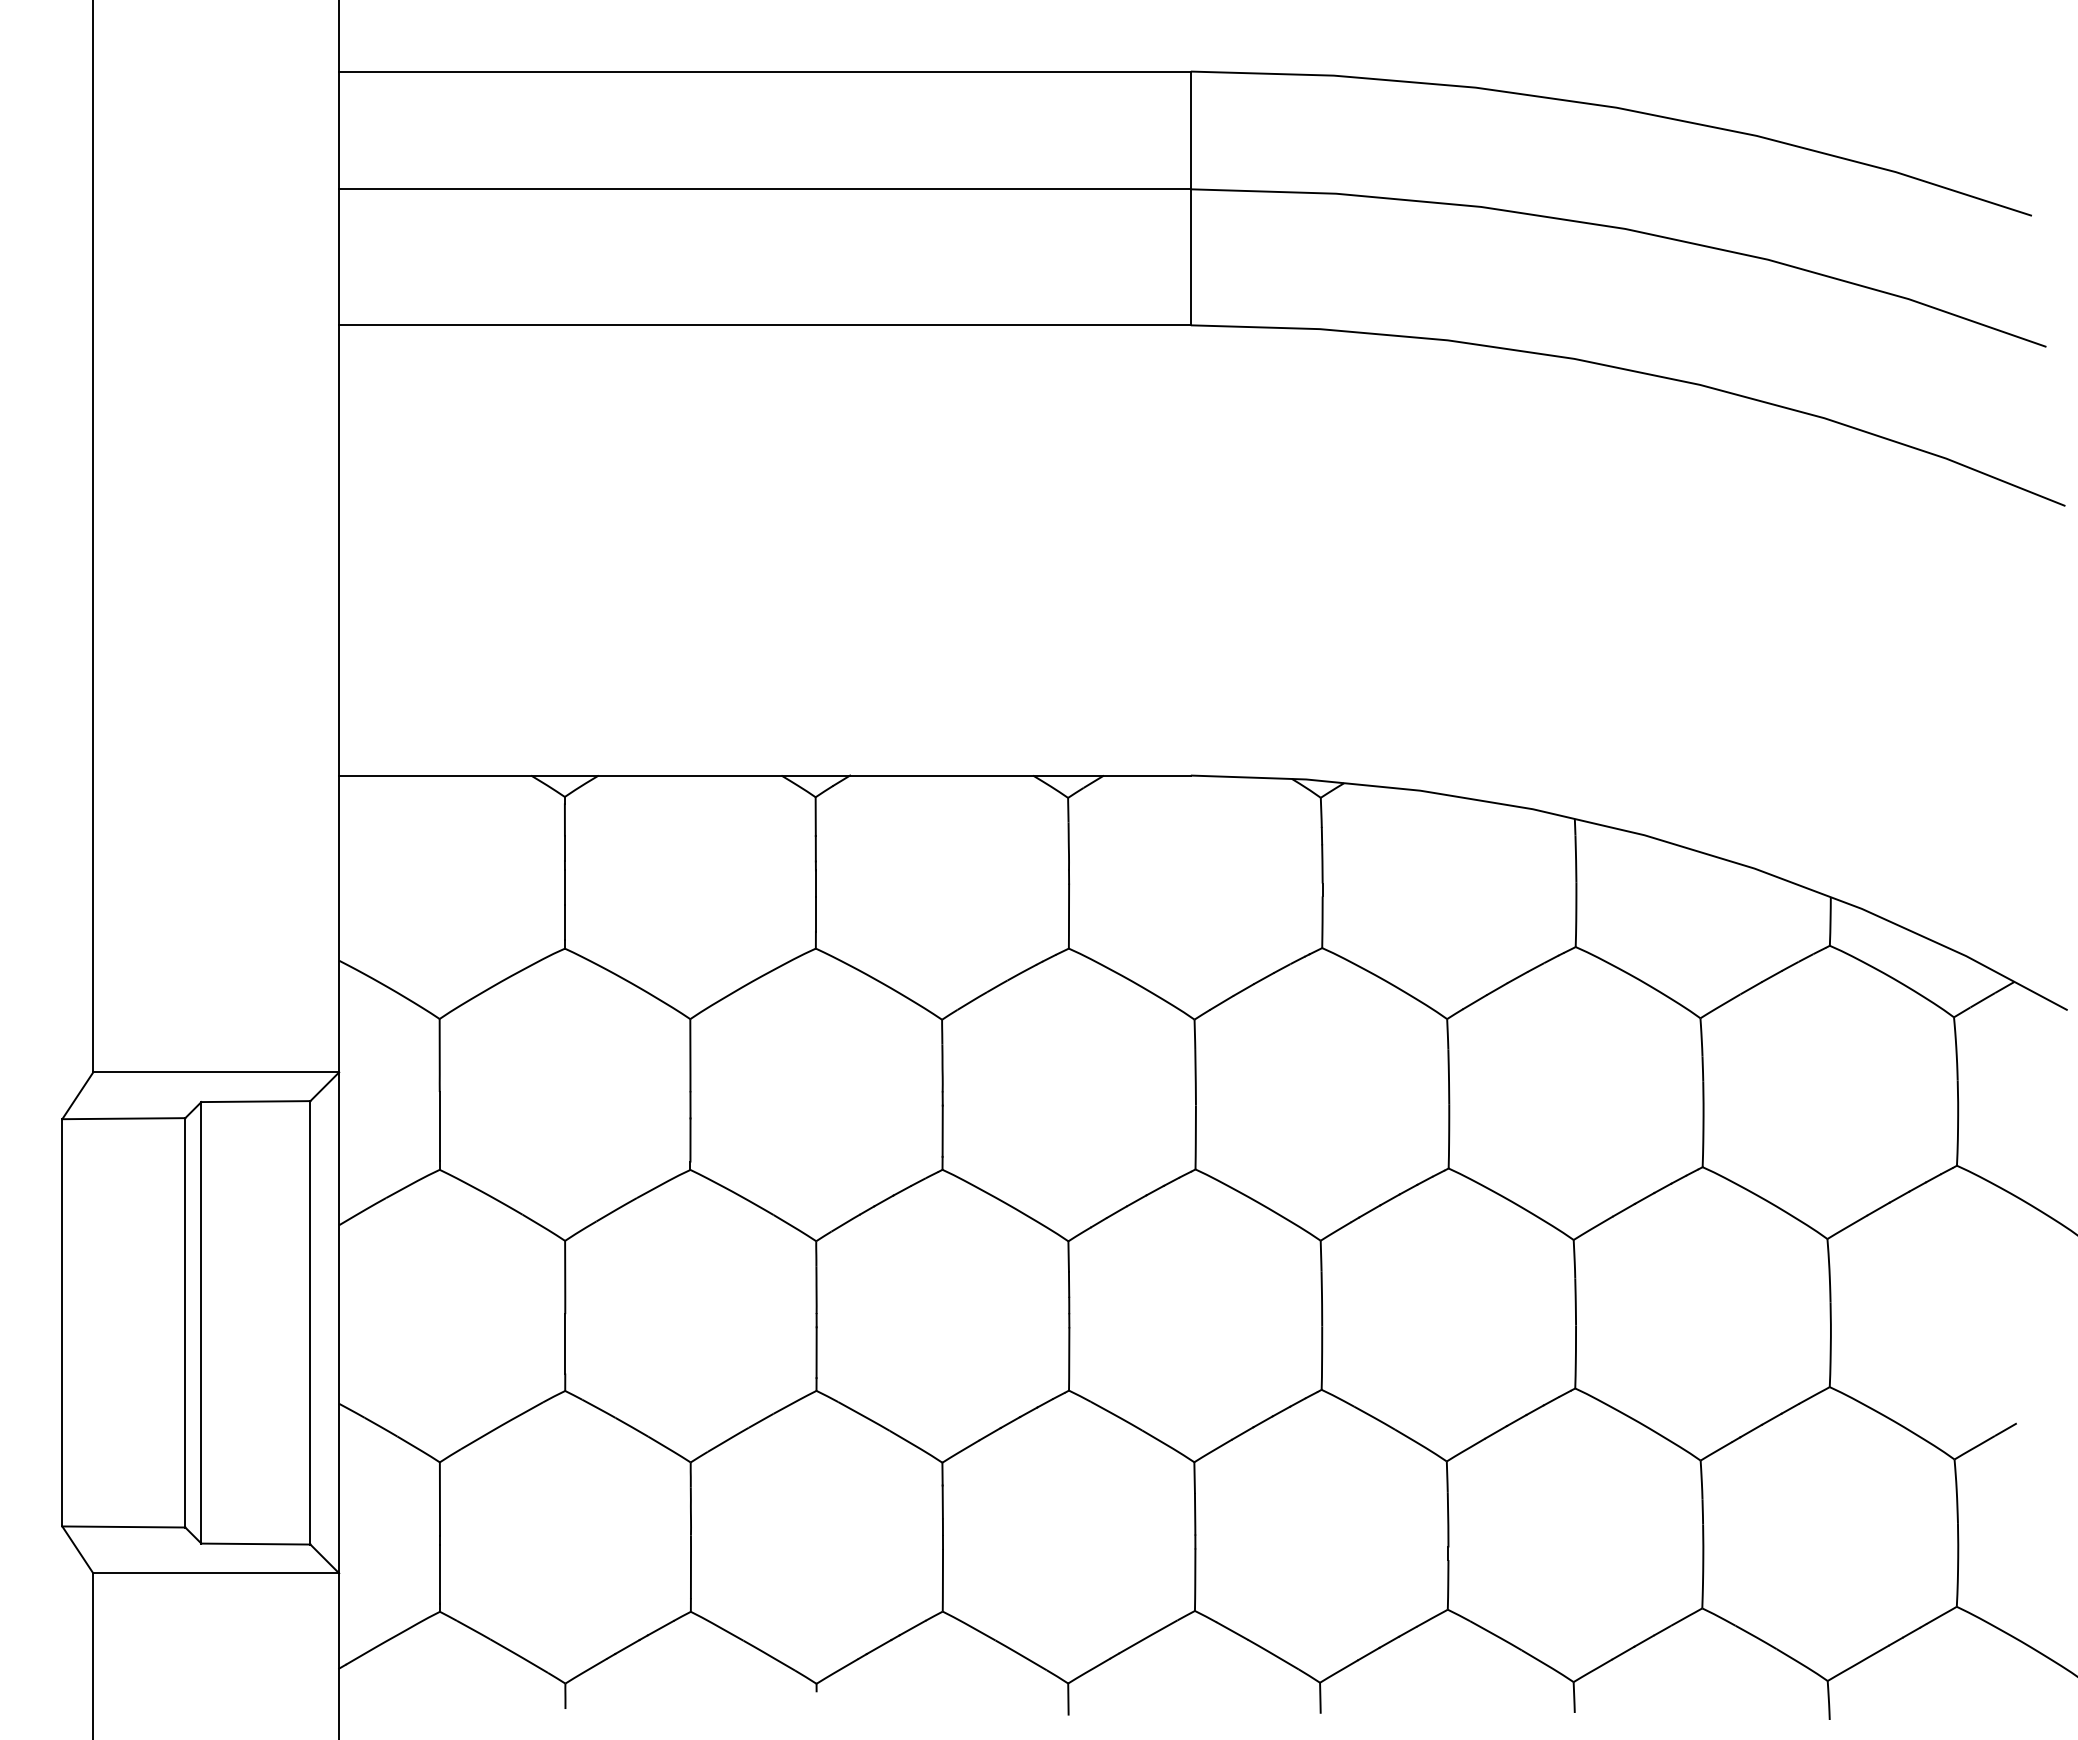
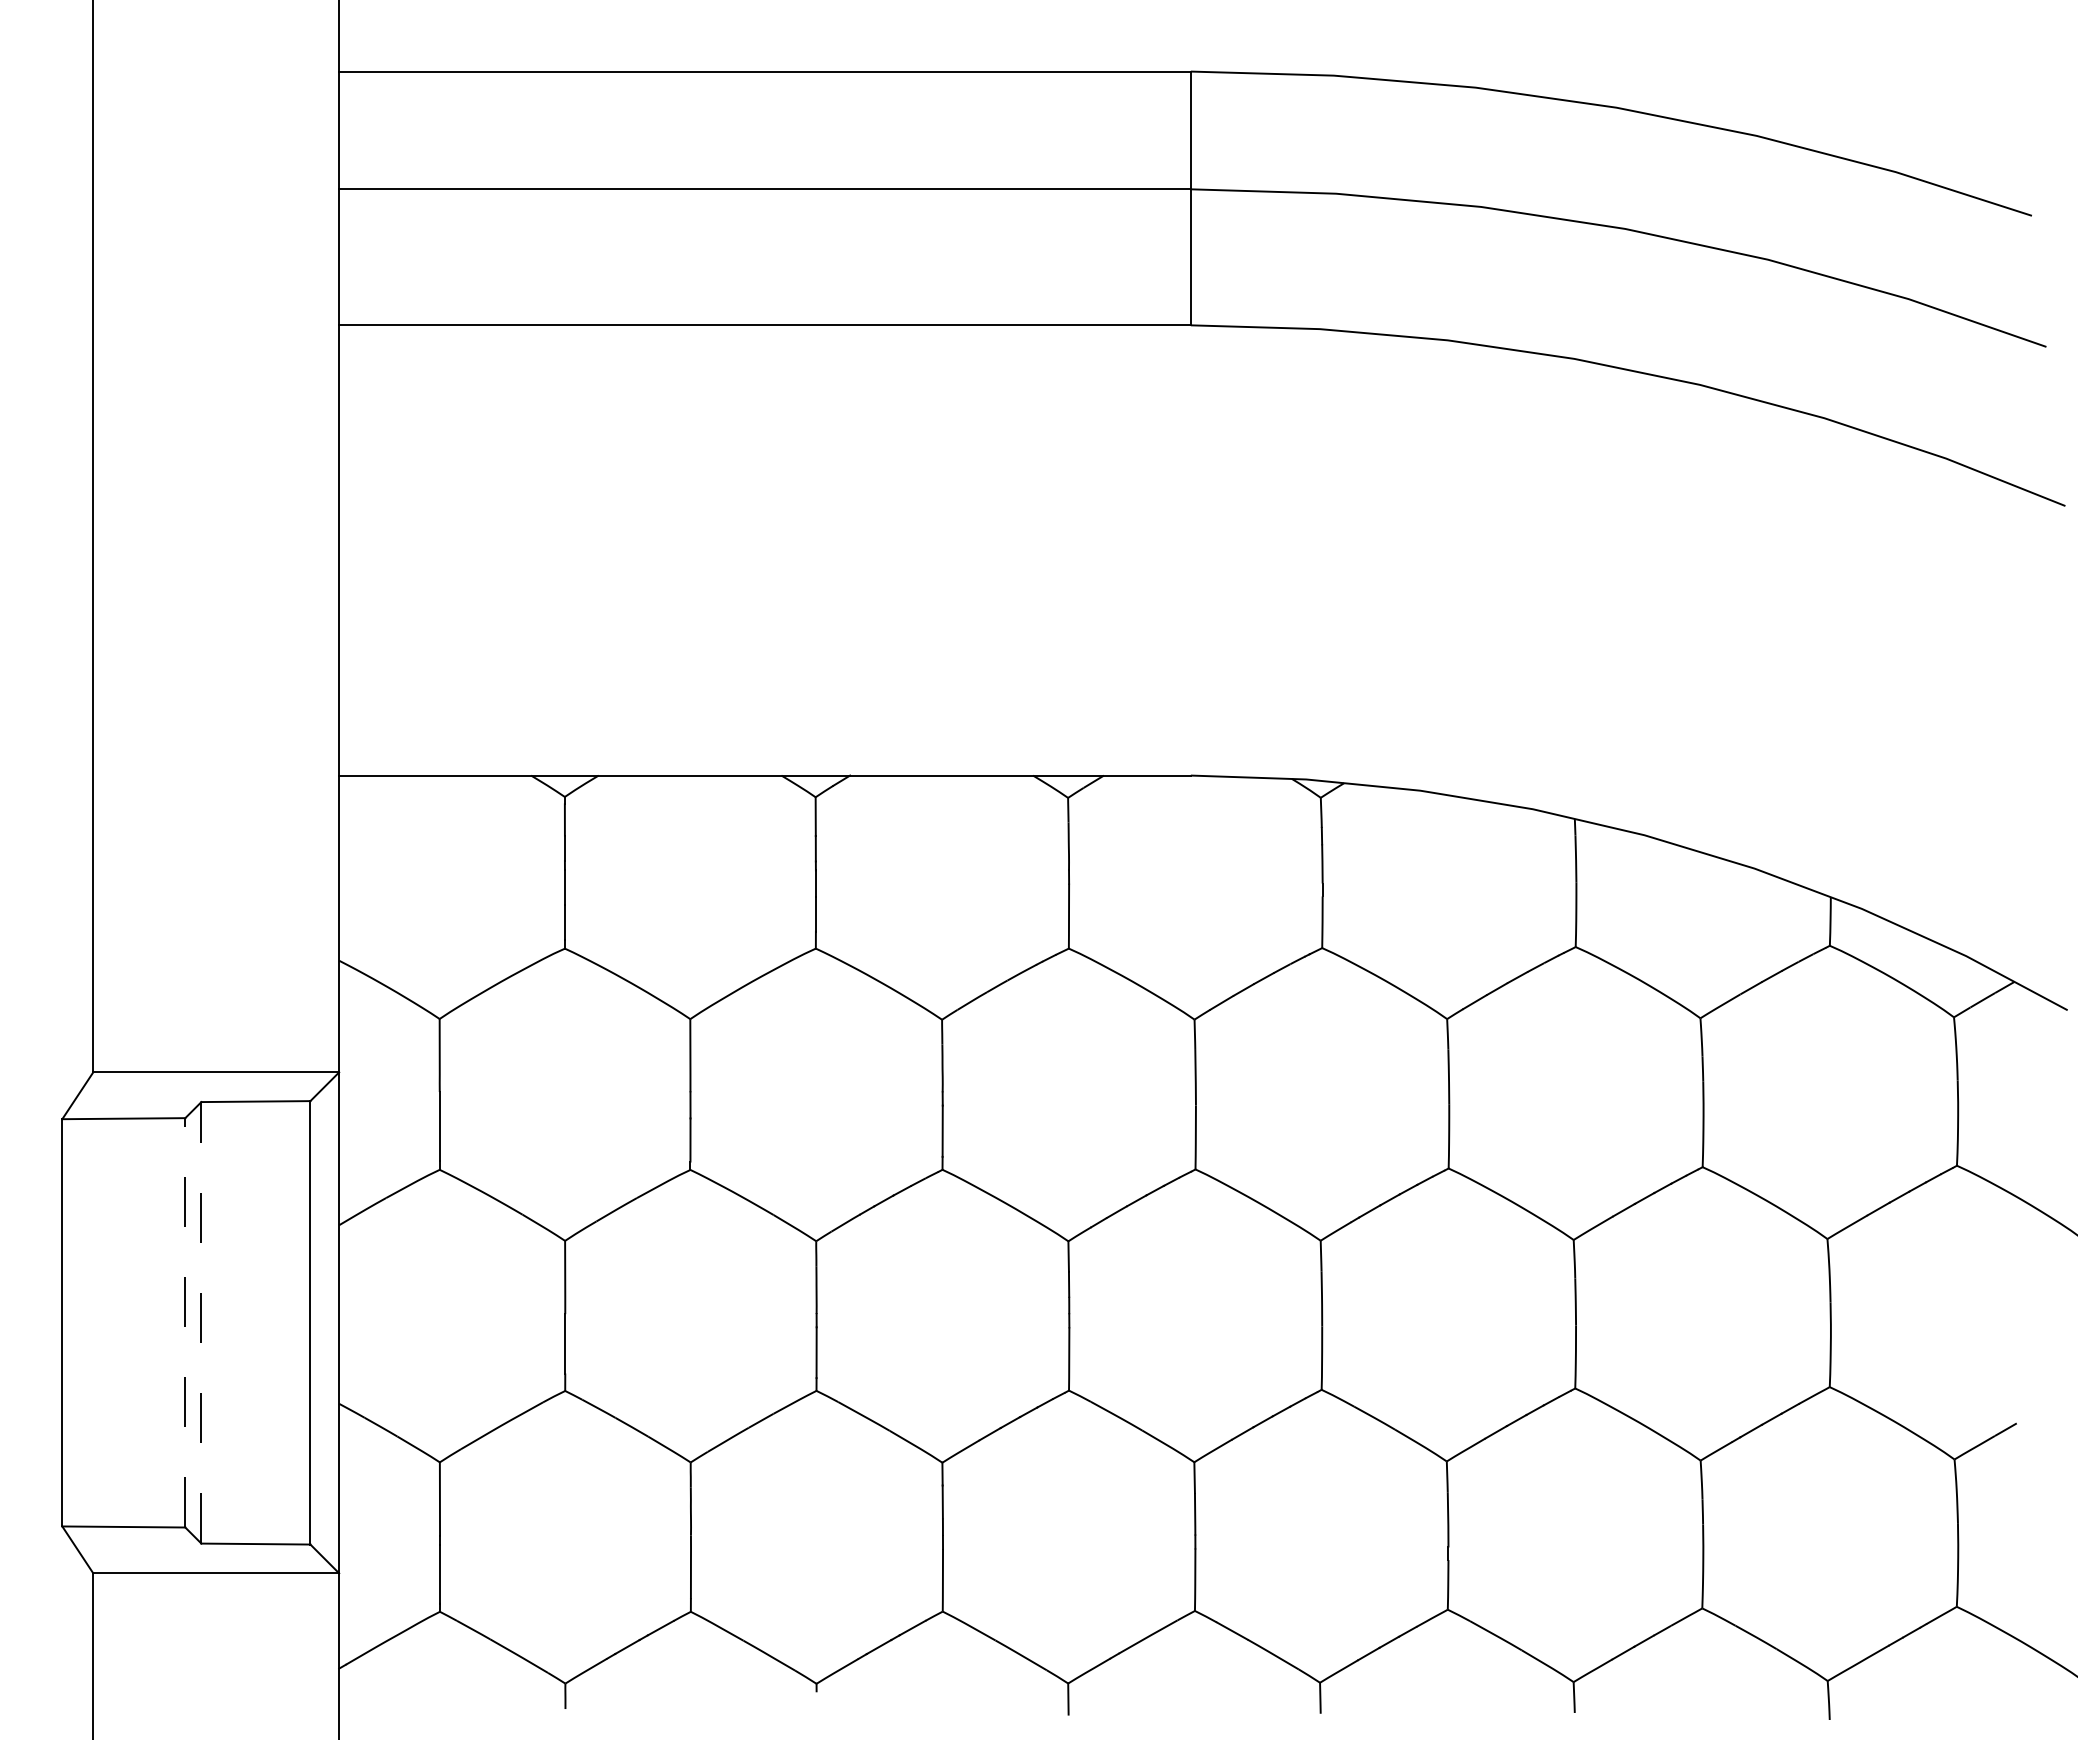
line: solid -> dashed (185, 1322)
line: solid -> dashed (201, 1322)
